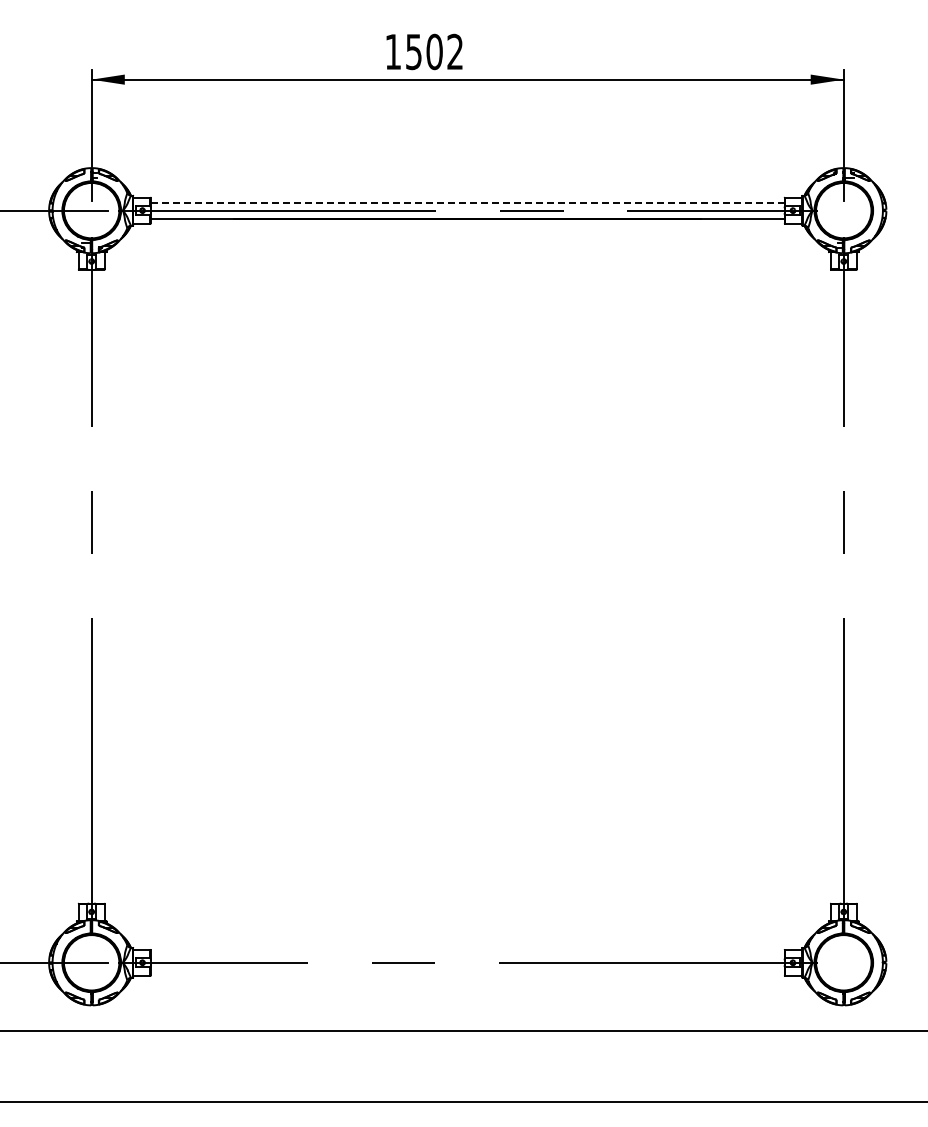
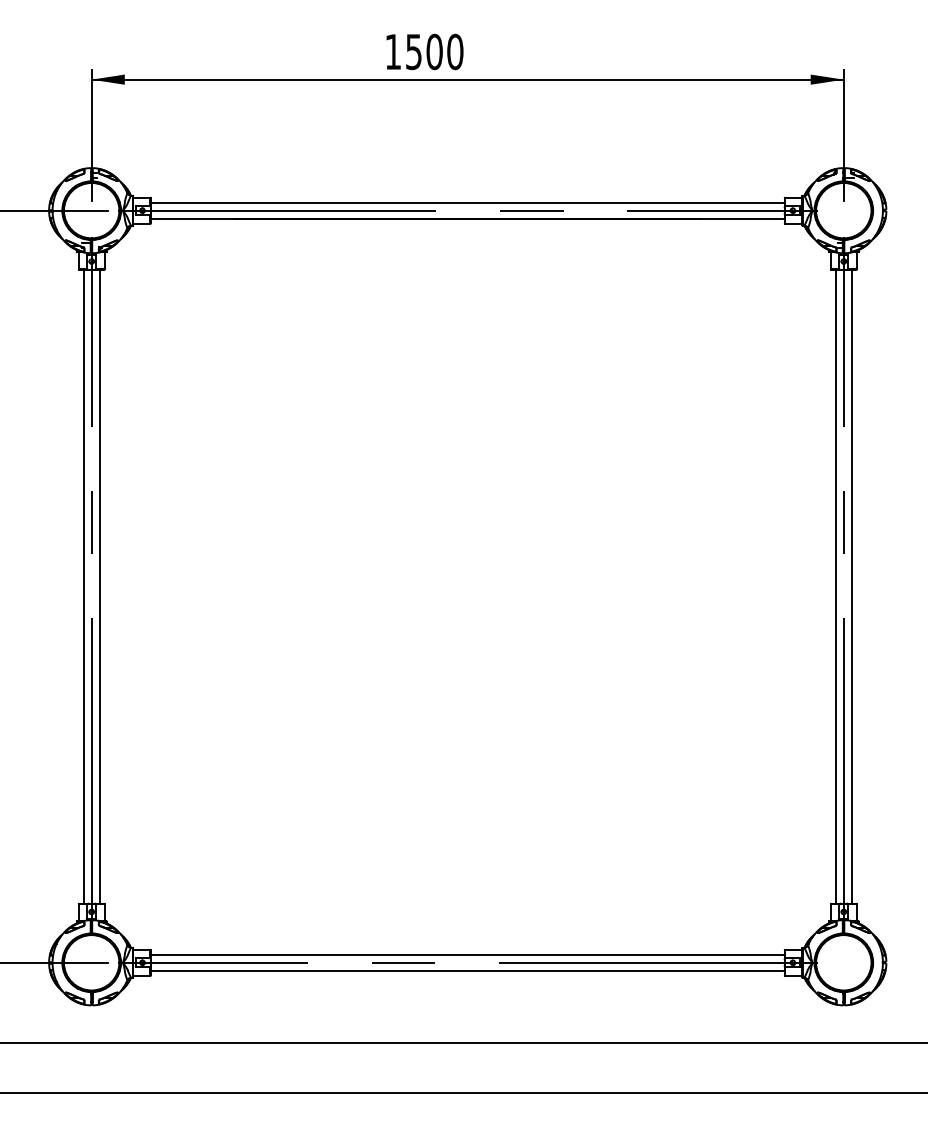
text: 1502 -> 1500 (455, 51)
line: dashed -> solid (467, 202)
line: none -> present (83, 586)
line: none -> present (99, 586)
line: none -> present (835, 586)
line: none -> present (851, 586)
line: none -> present (467, 954)
line: none -> present (467, 970)
line position: (463, 1031) -> (463, 1043) (463, 1043)
line position: (463, 1102) -> (463, 1093) (463, 1093)
